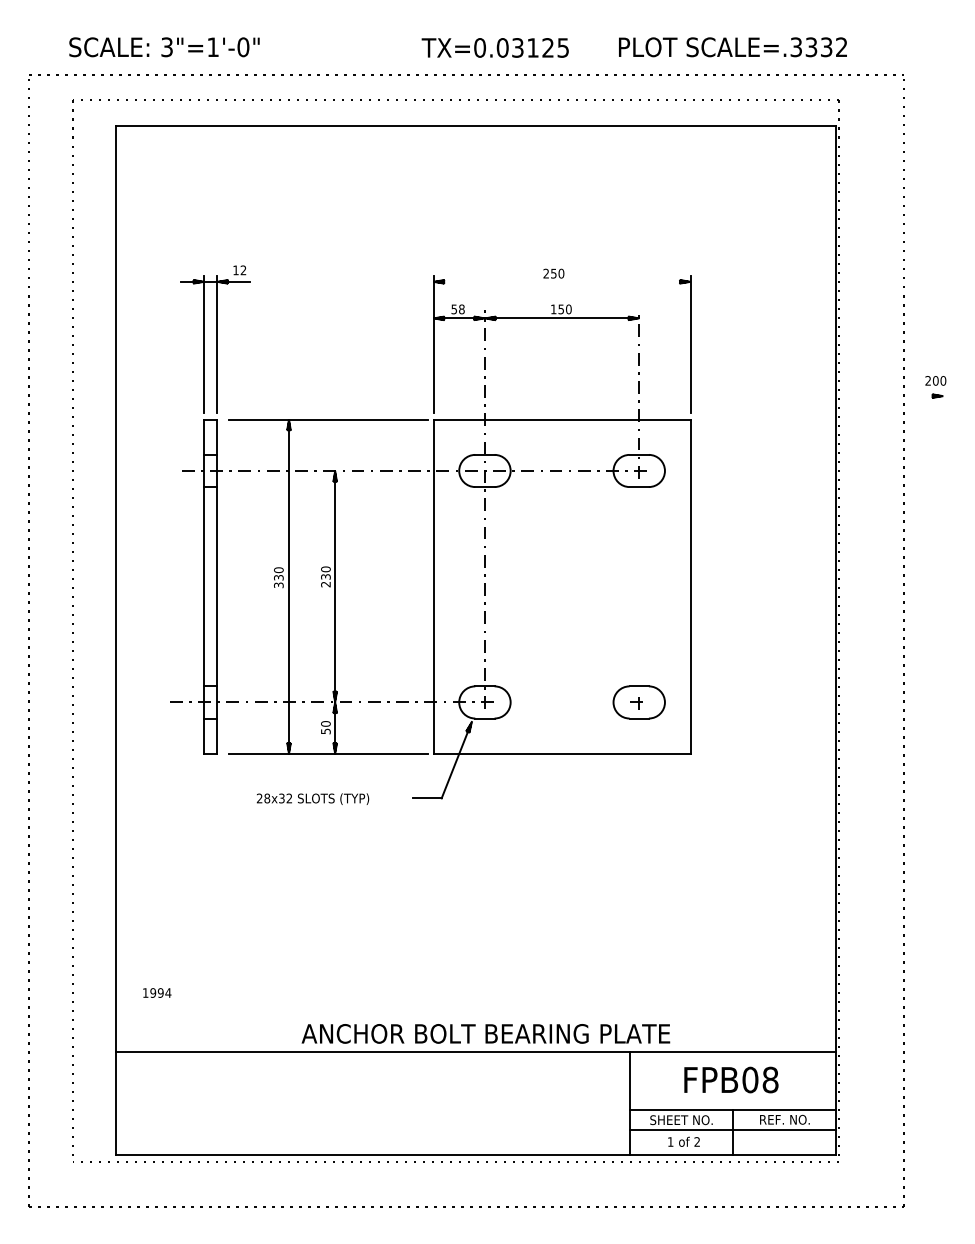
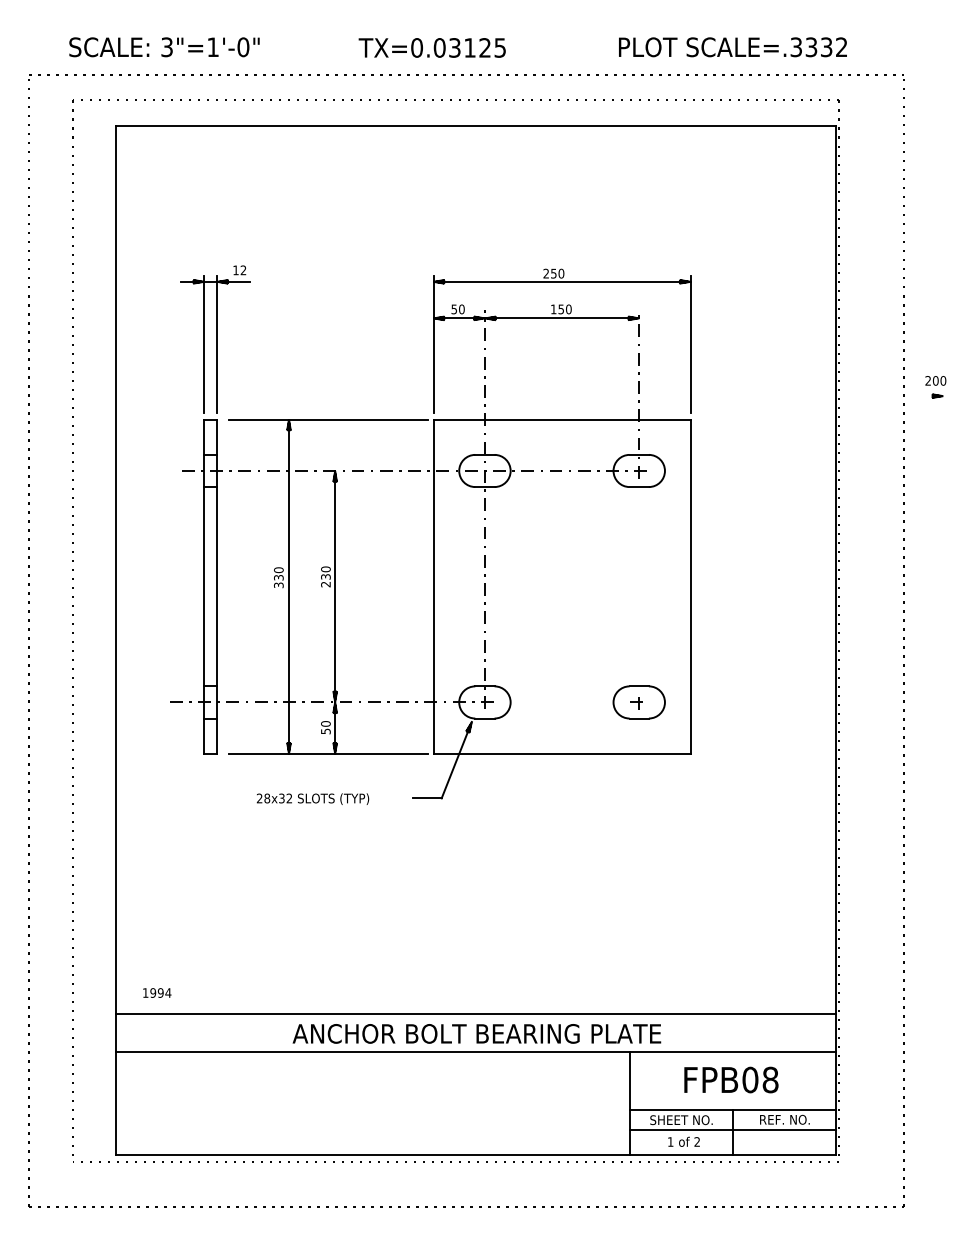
text position: (494, 47) -> (431, 47) (431, 47)
line: none -> present (561, 281)
text: 58 -> 50 (461, 309)
line: none -> present (476, 1013)
text position: (485, 1033) -> (476, 1033) (476, 1033)
